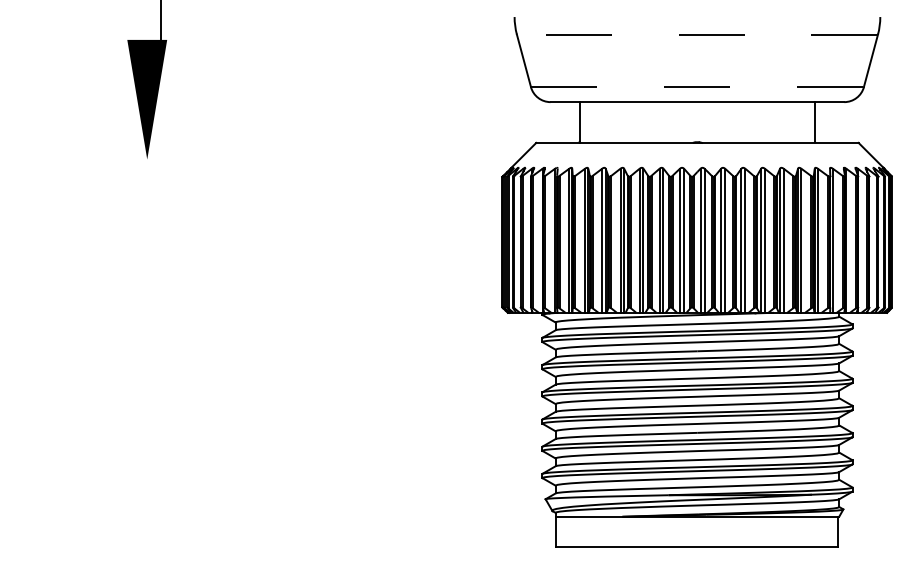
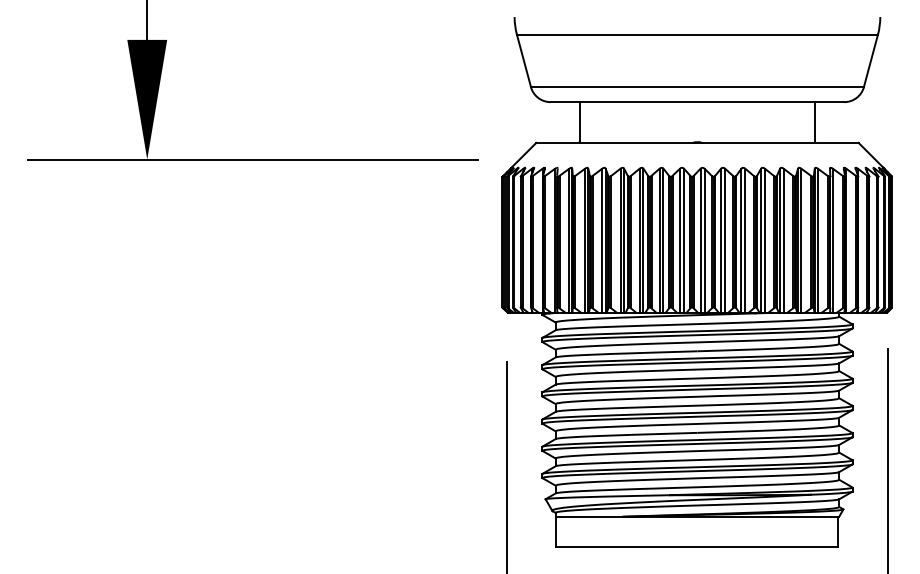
line position: (161, 20) -> (147, 20) (147, 20)
line: dashed -> solid (697, 34)
line: dashed -> solid (697, 86)
line: none -> present (252, 159)
line: none -> present (887, 459)
line: none -> present (506, 465)
